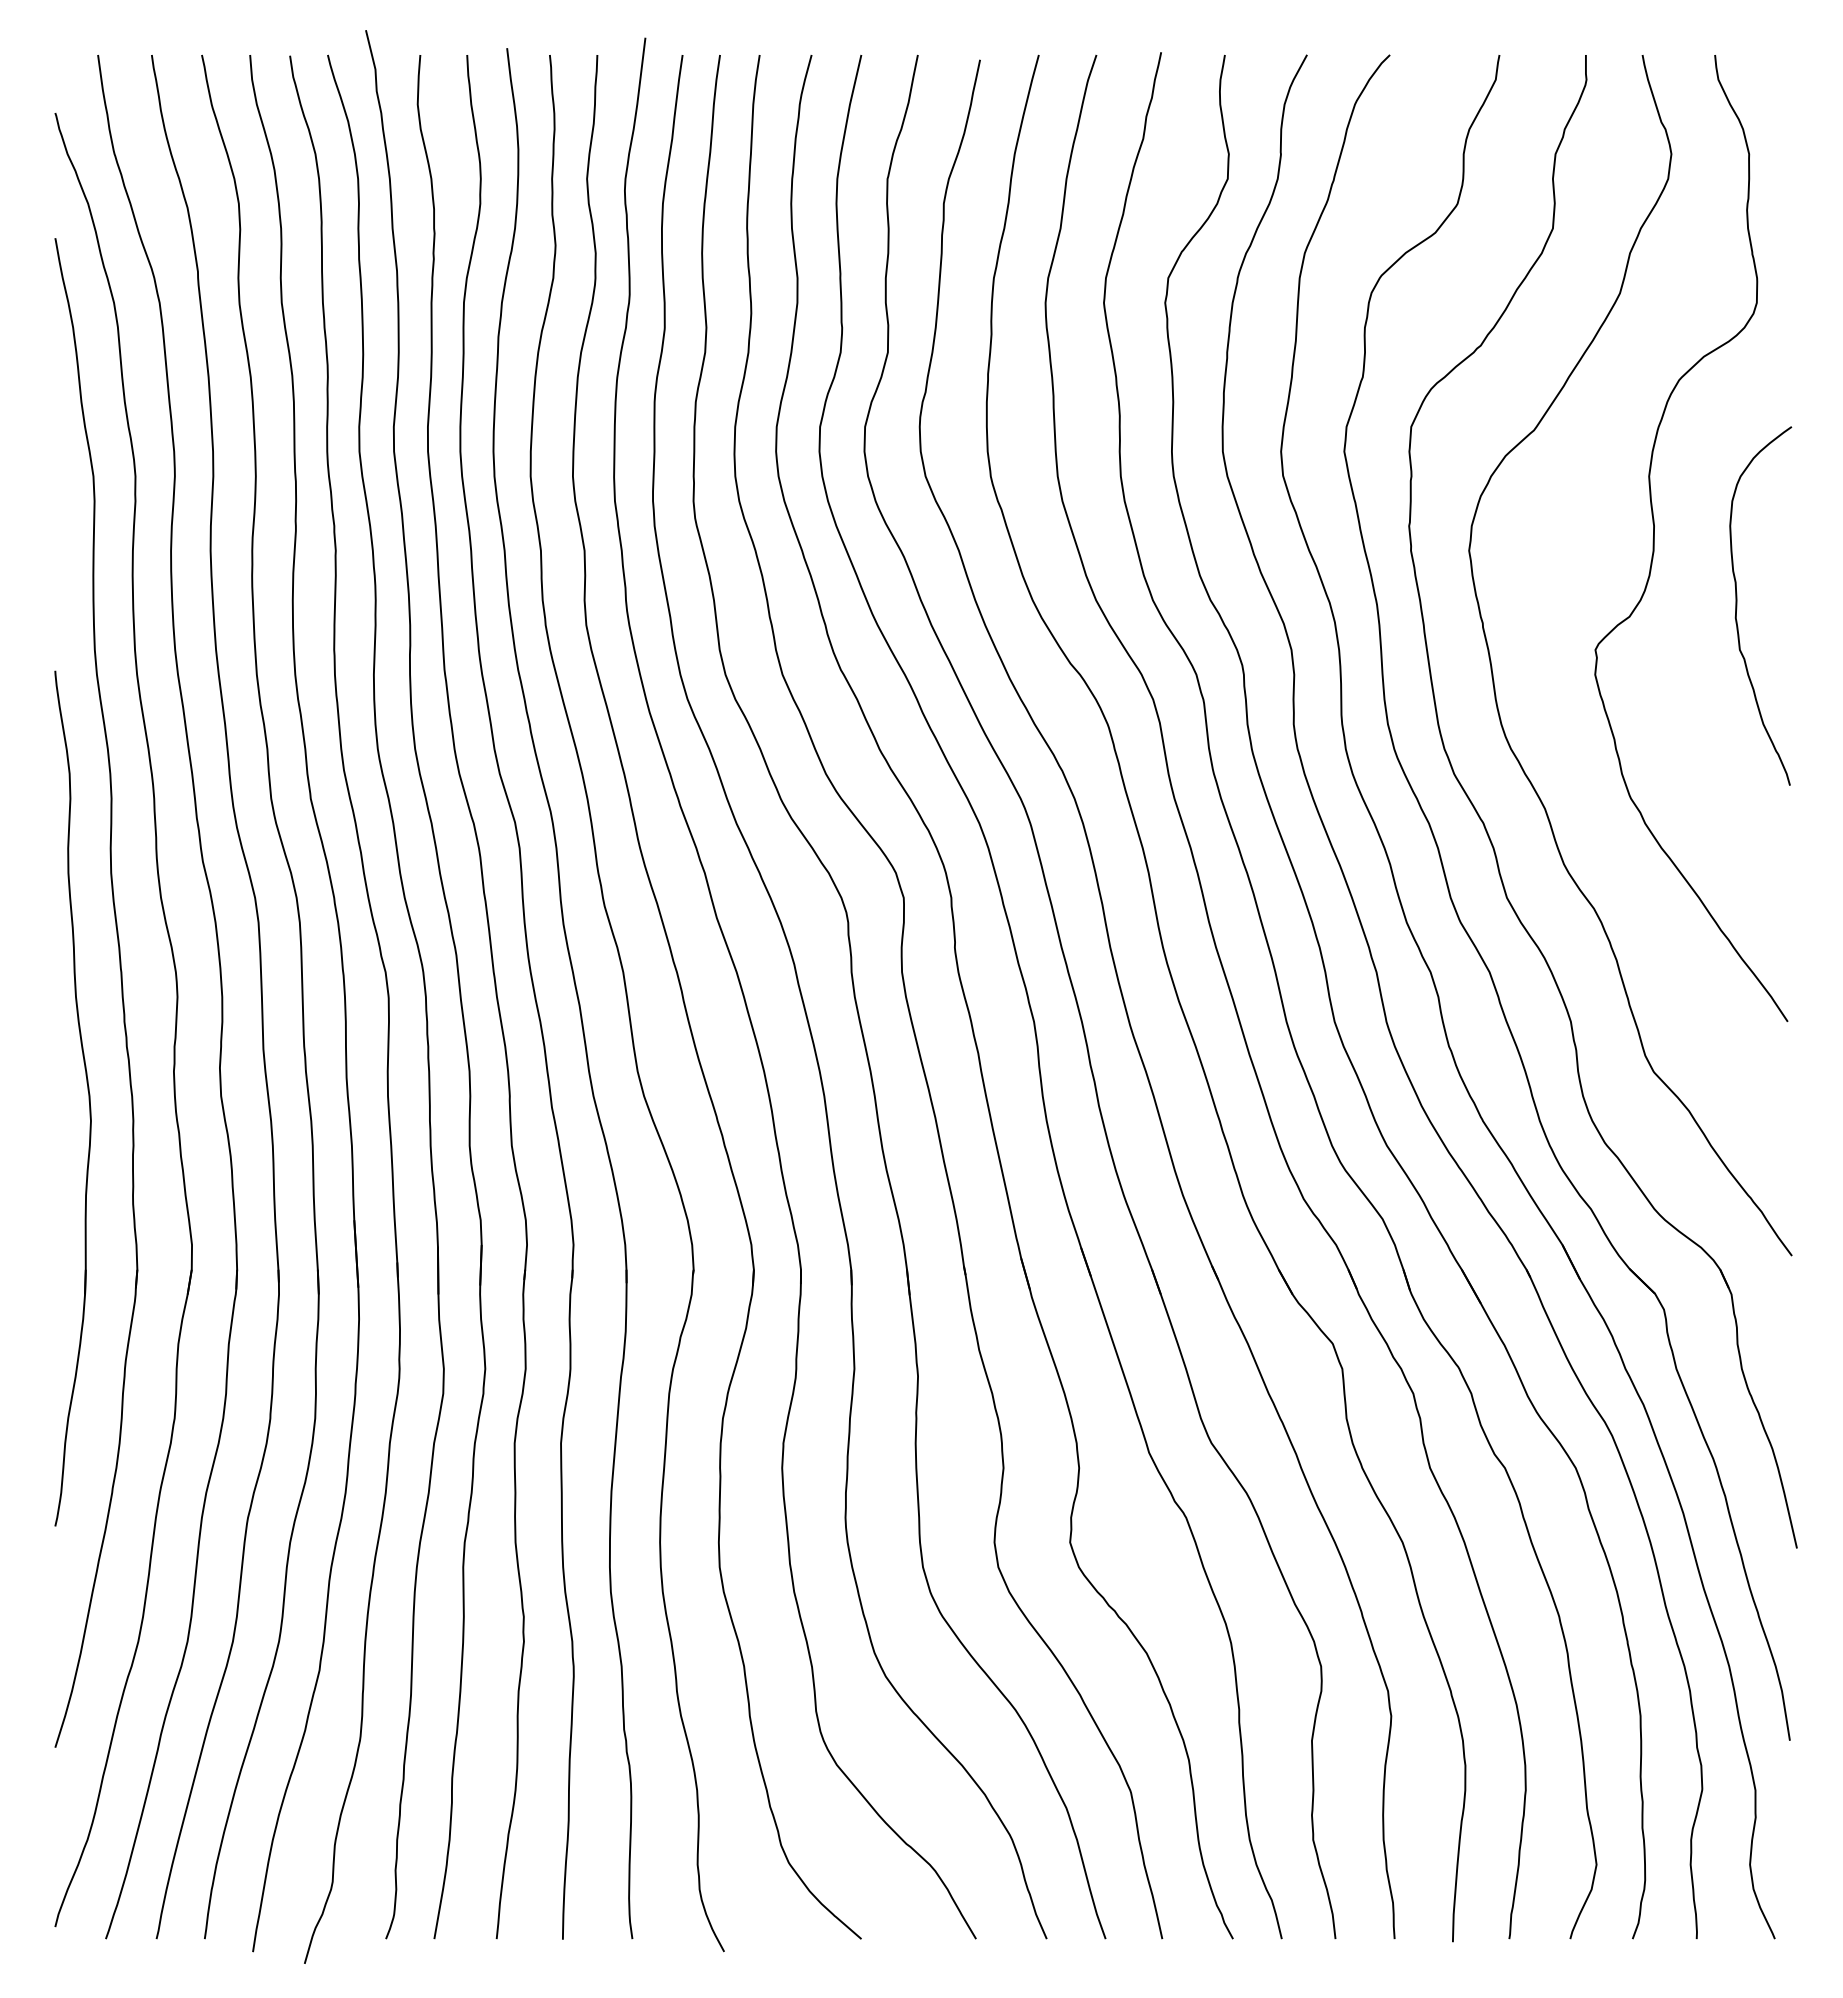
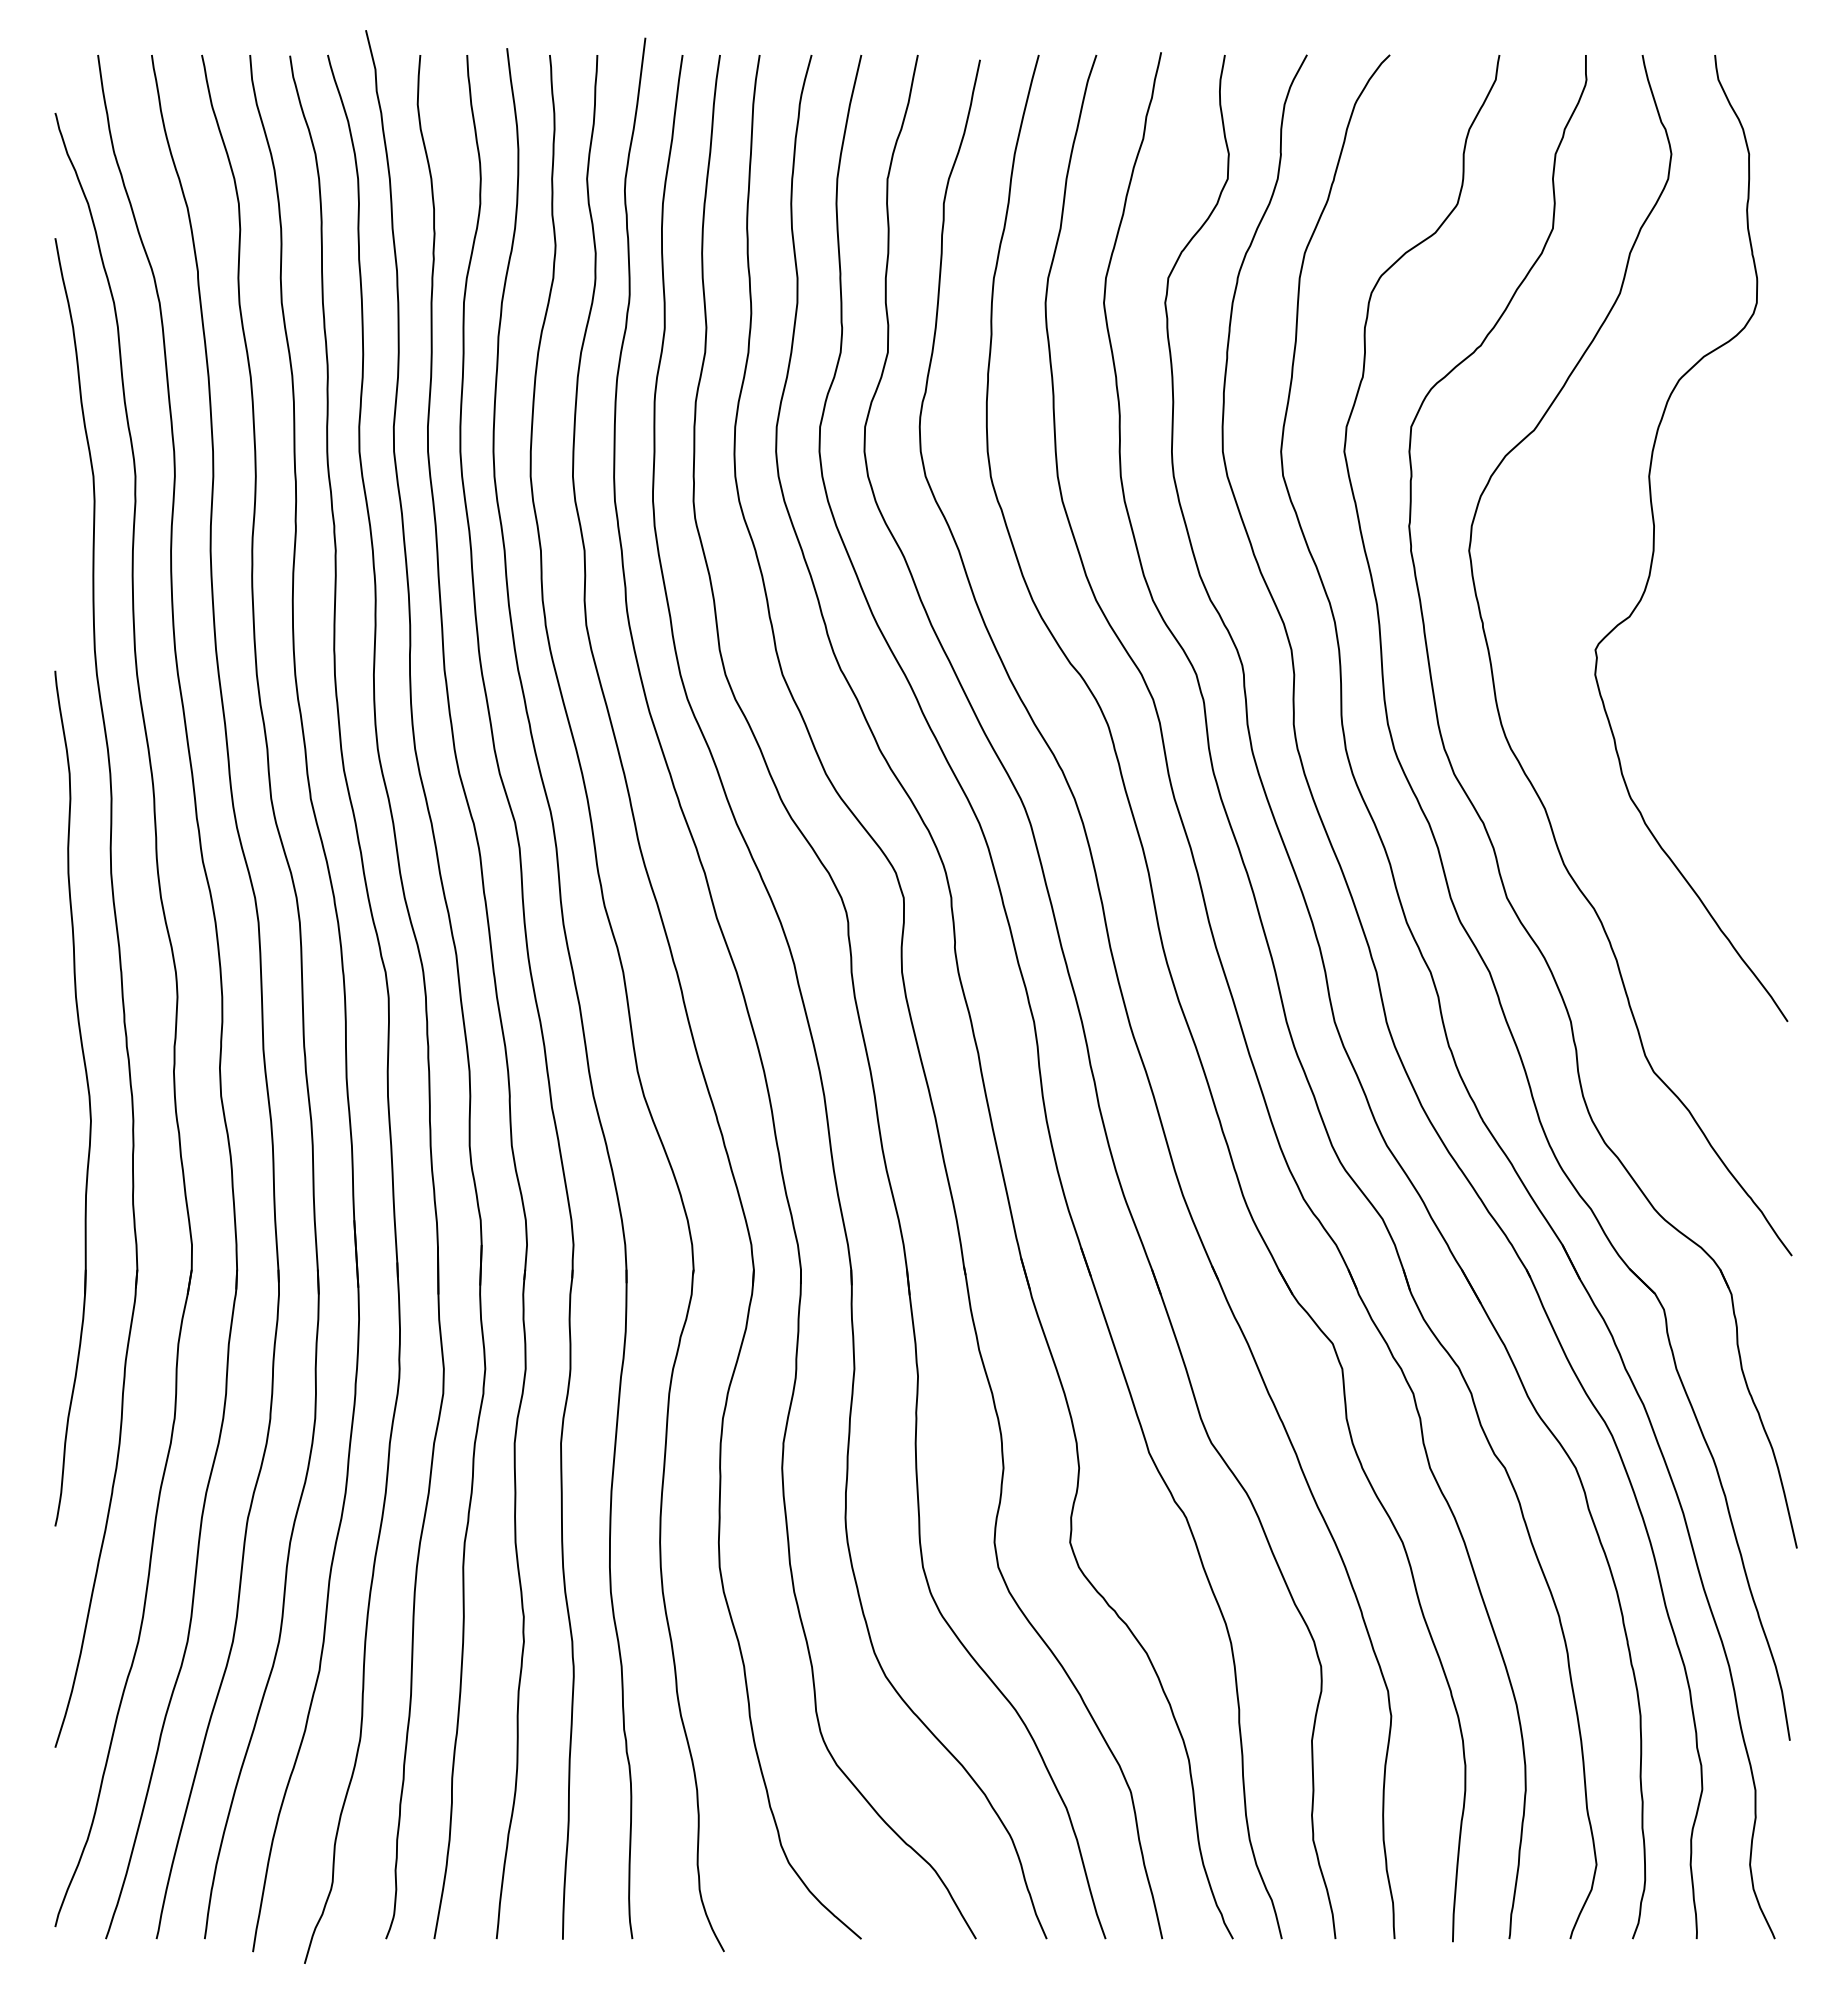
curve: present -> none (1737, 605)
